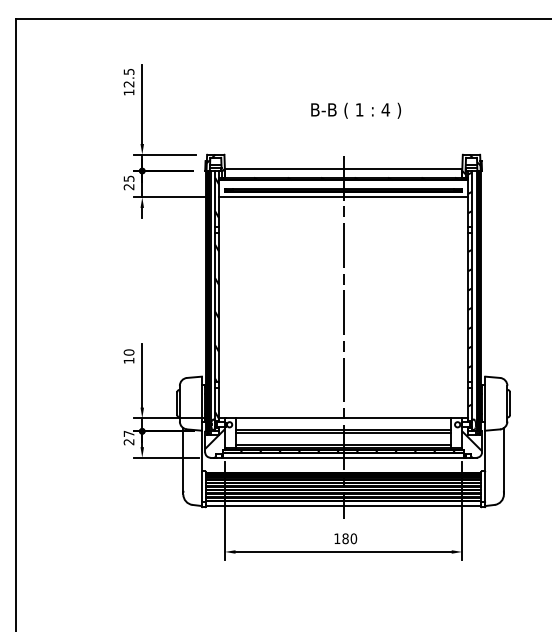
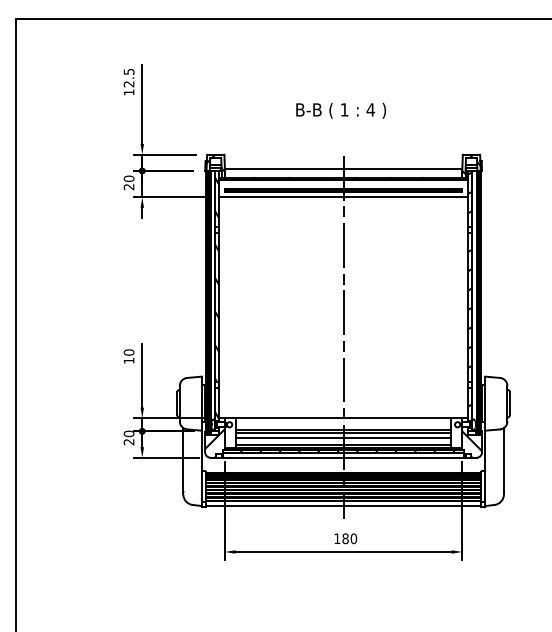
text position: (356, 110) -> (341, 110) (341, 110)
text: 25 -> 20 (128, 178)
text: 27 -> 20 (128, 433)
line: none -> present (343, 437)
